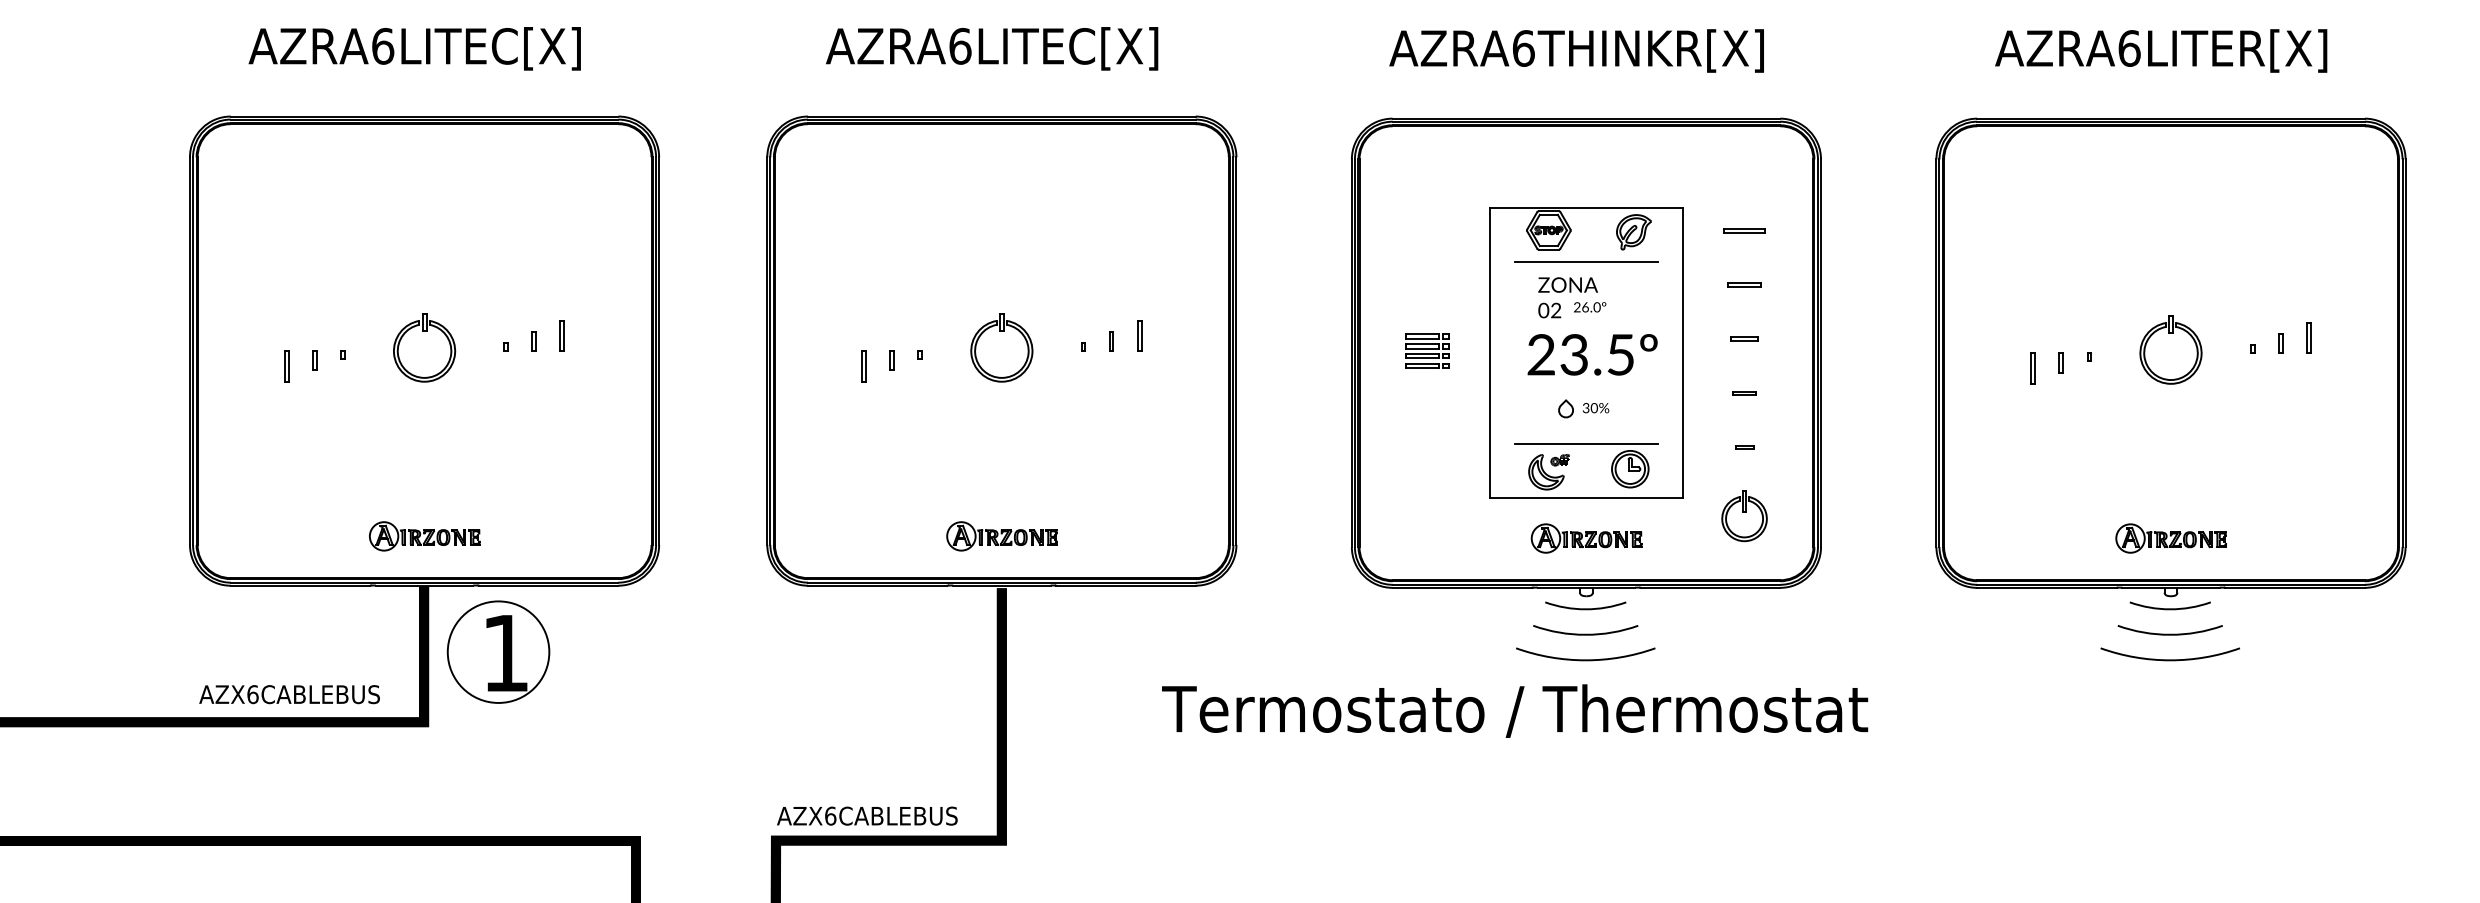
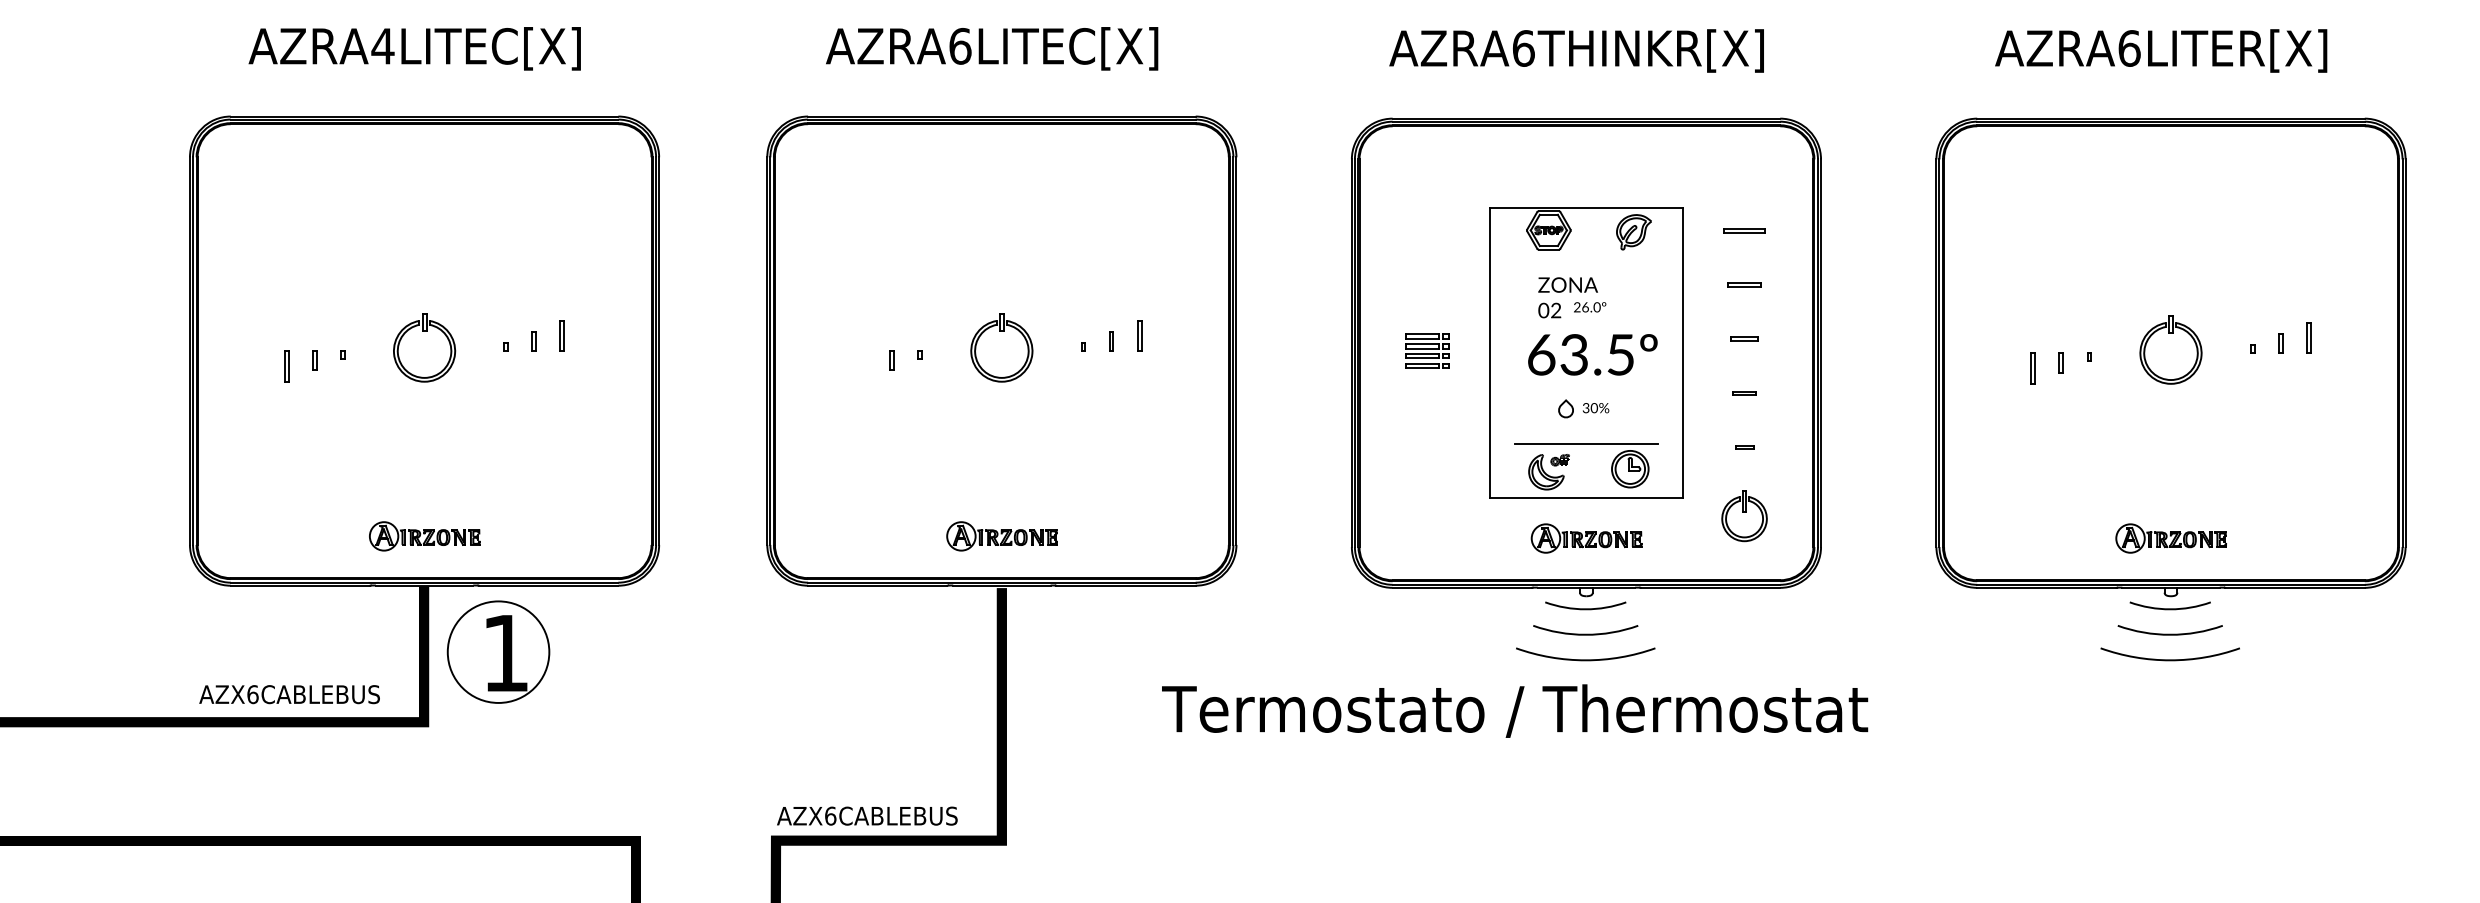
text: AZRA6LITEC[X] -> AZRA4LITEC[X] (382, 45)
line: present -> none (1586, 262)
text: 23.5º -> 63.5º (1541, 354)
part: present -> none (863, 366)
